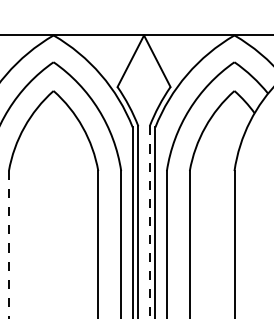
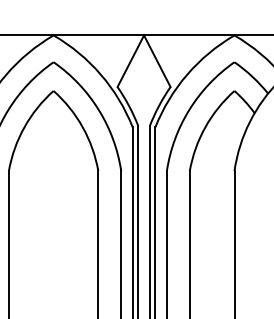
line: dashed -> solid (149, 222)
line: dashed -> solid (8, 245)
